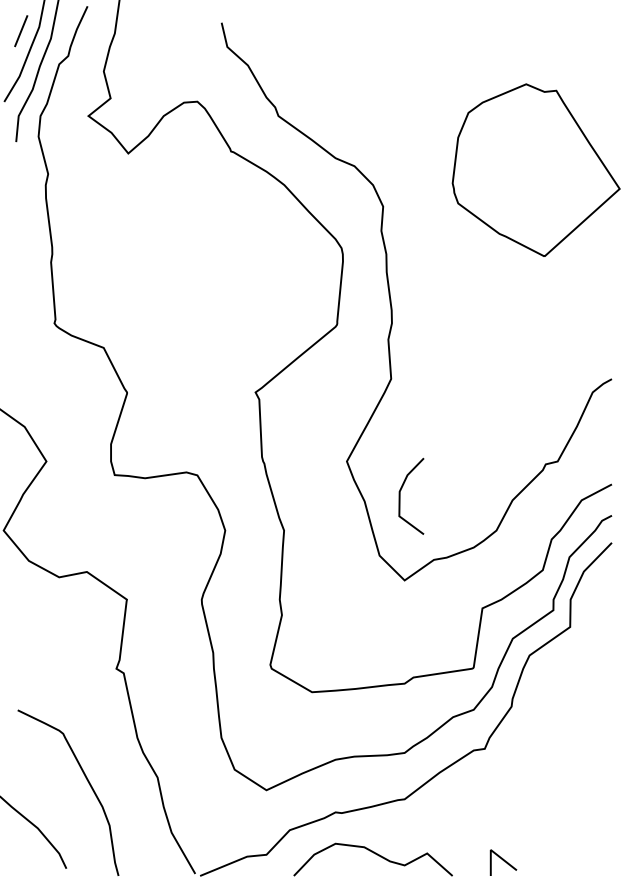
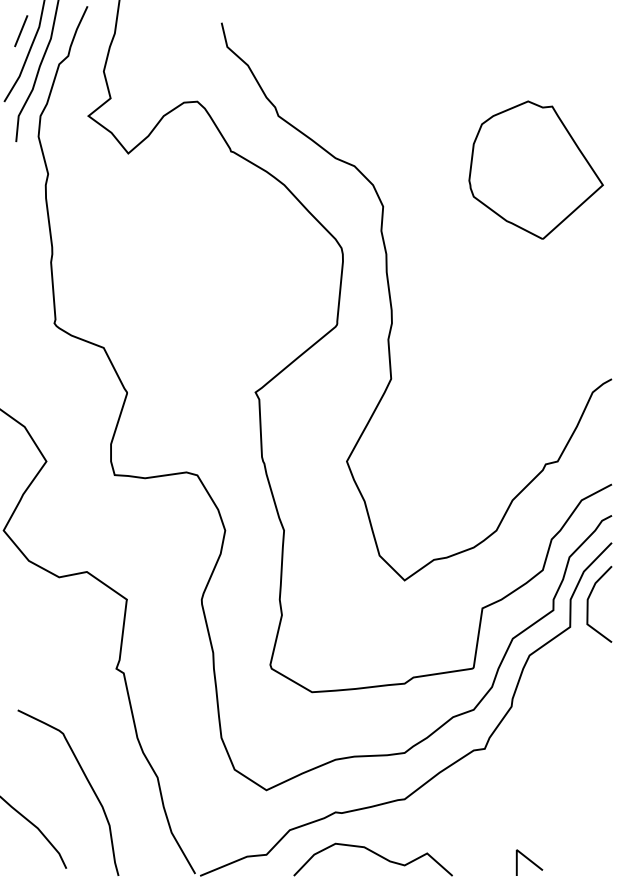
part size: 170x174 px -> 136x140 px (535, 169)
line position: (400, 495) -> (588, 603) (588, 603)
line position: (503, 861) -> (529, 861) (529, 861)
